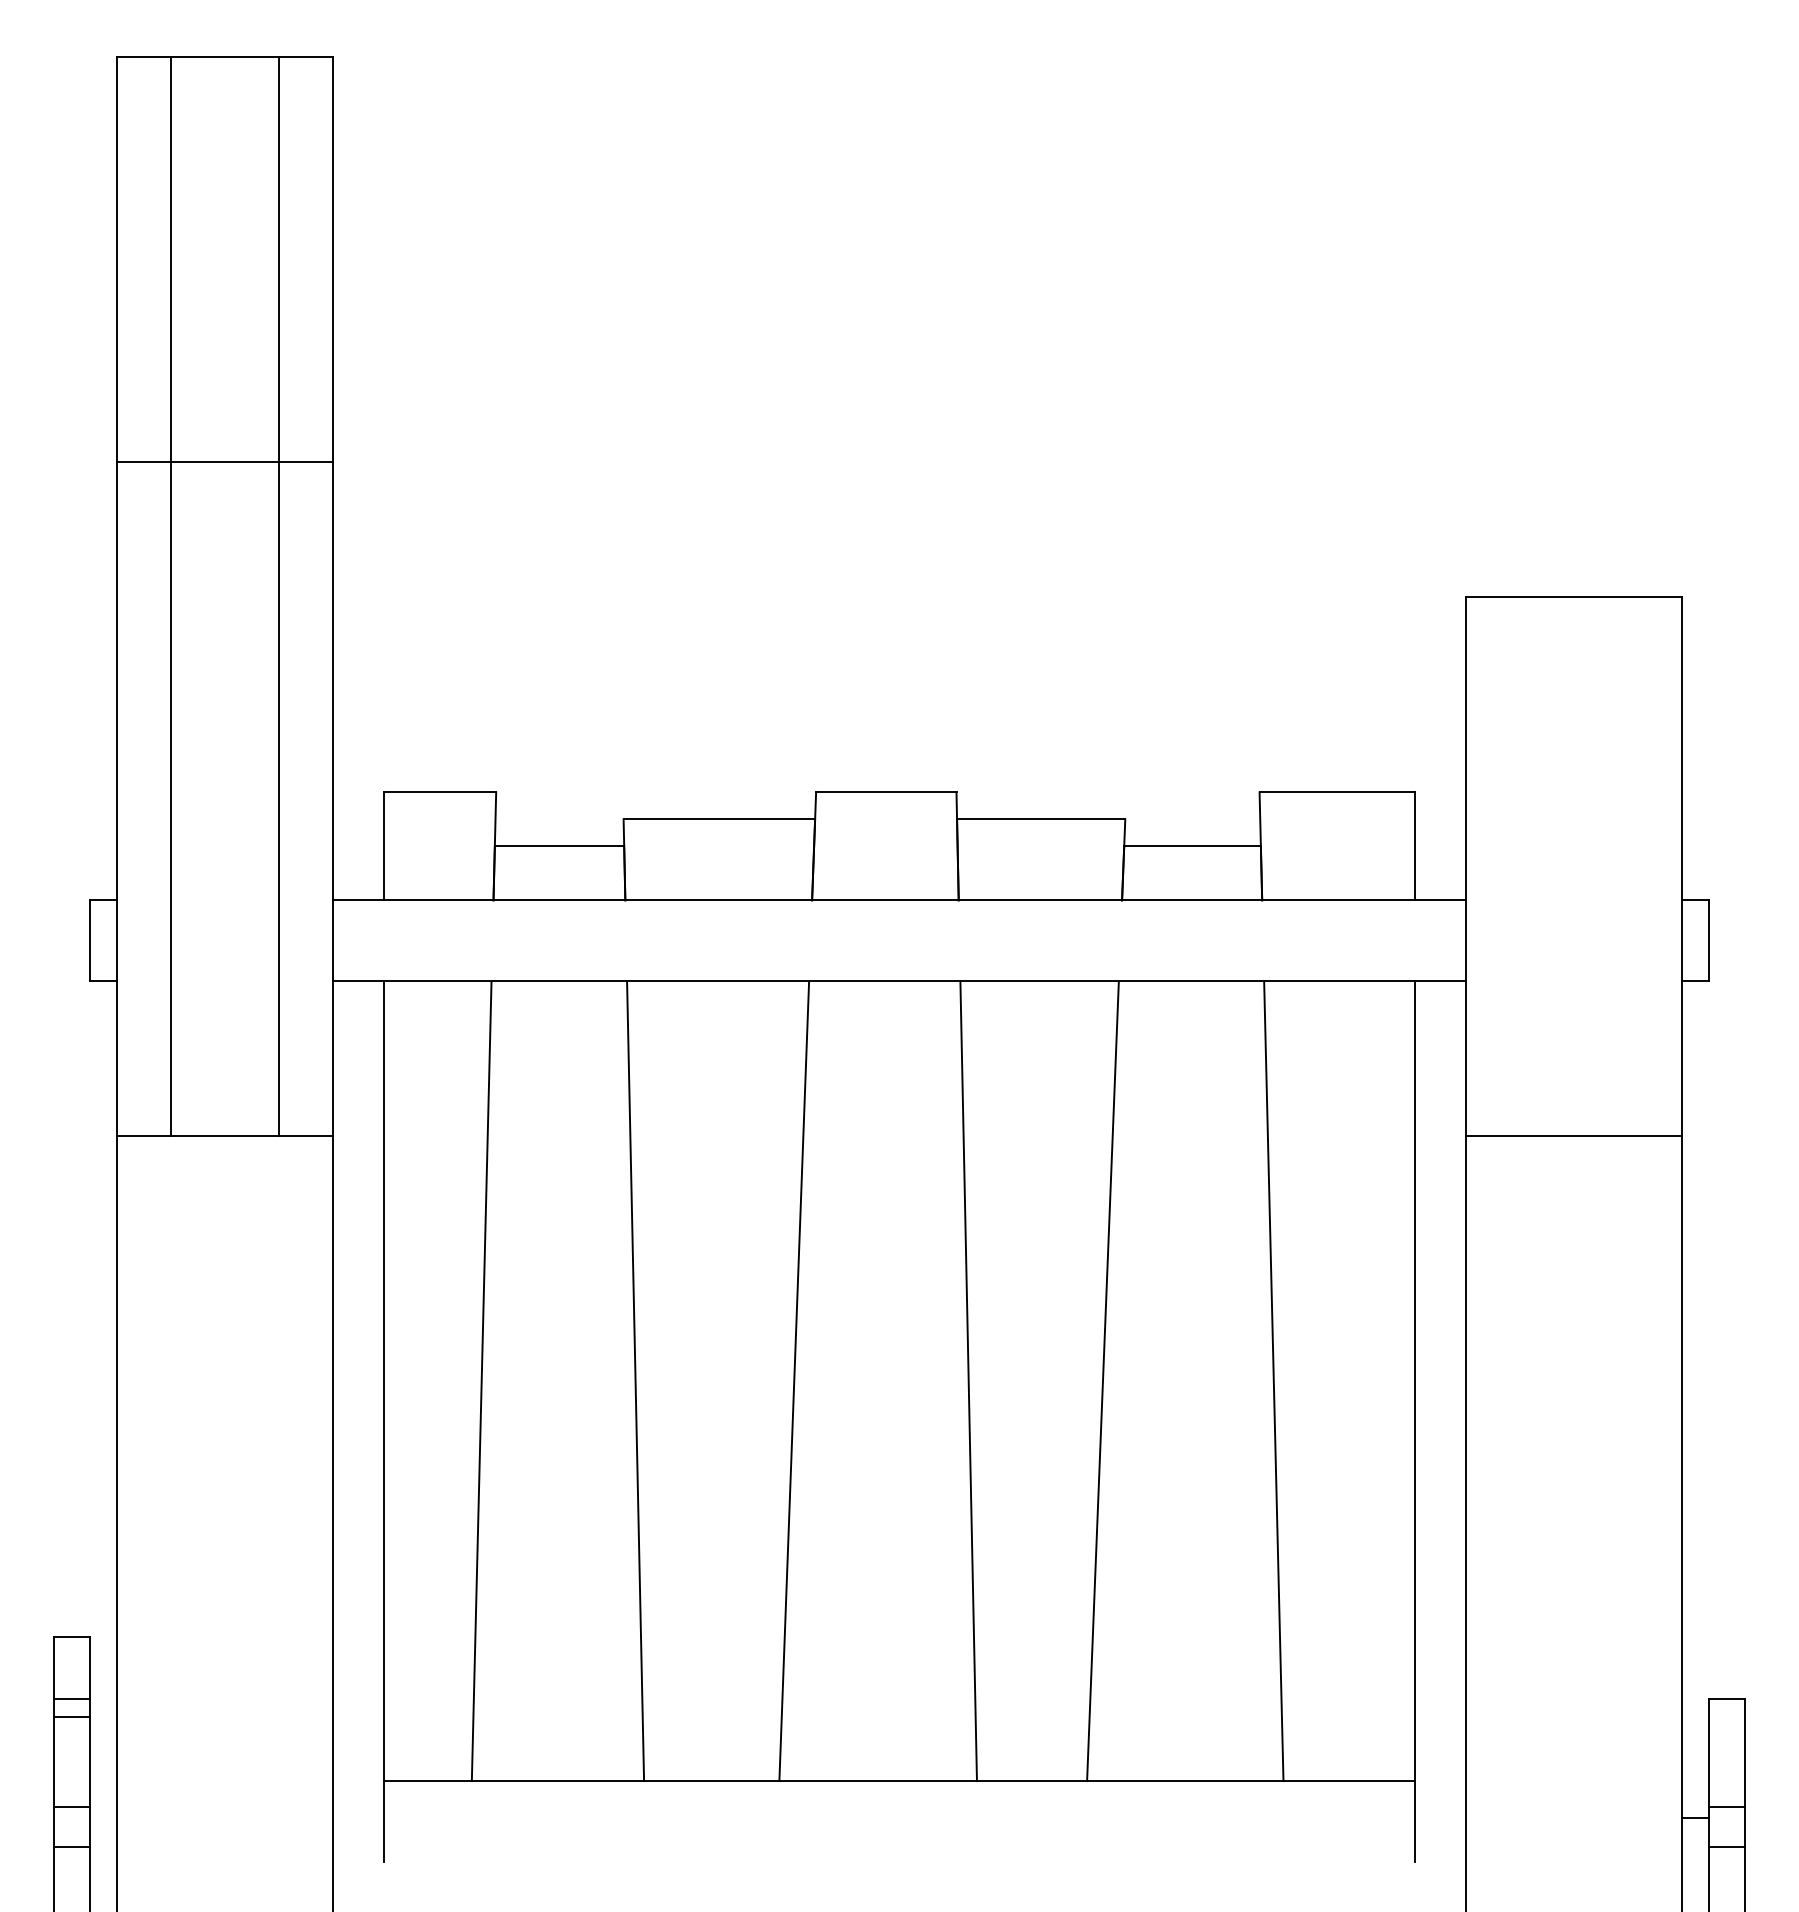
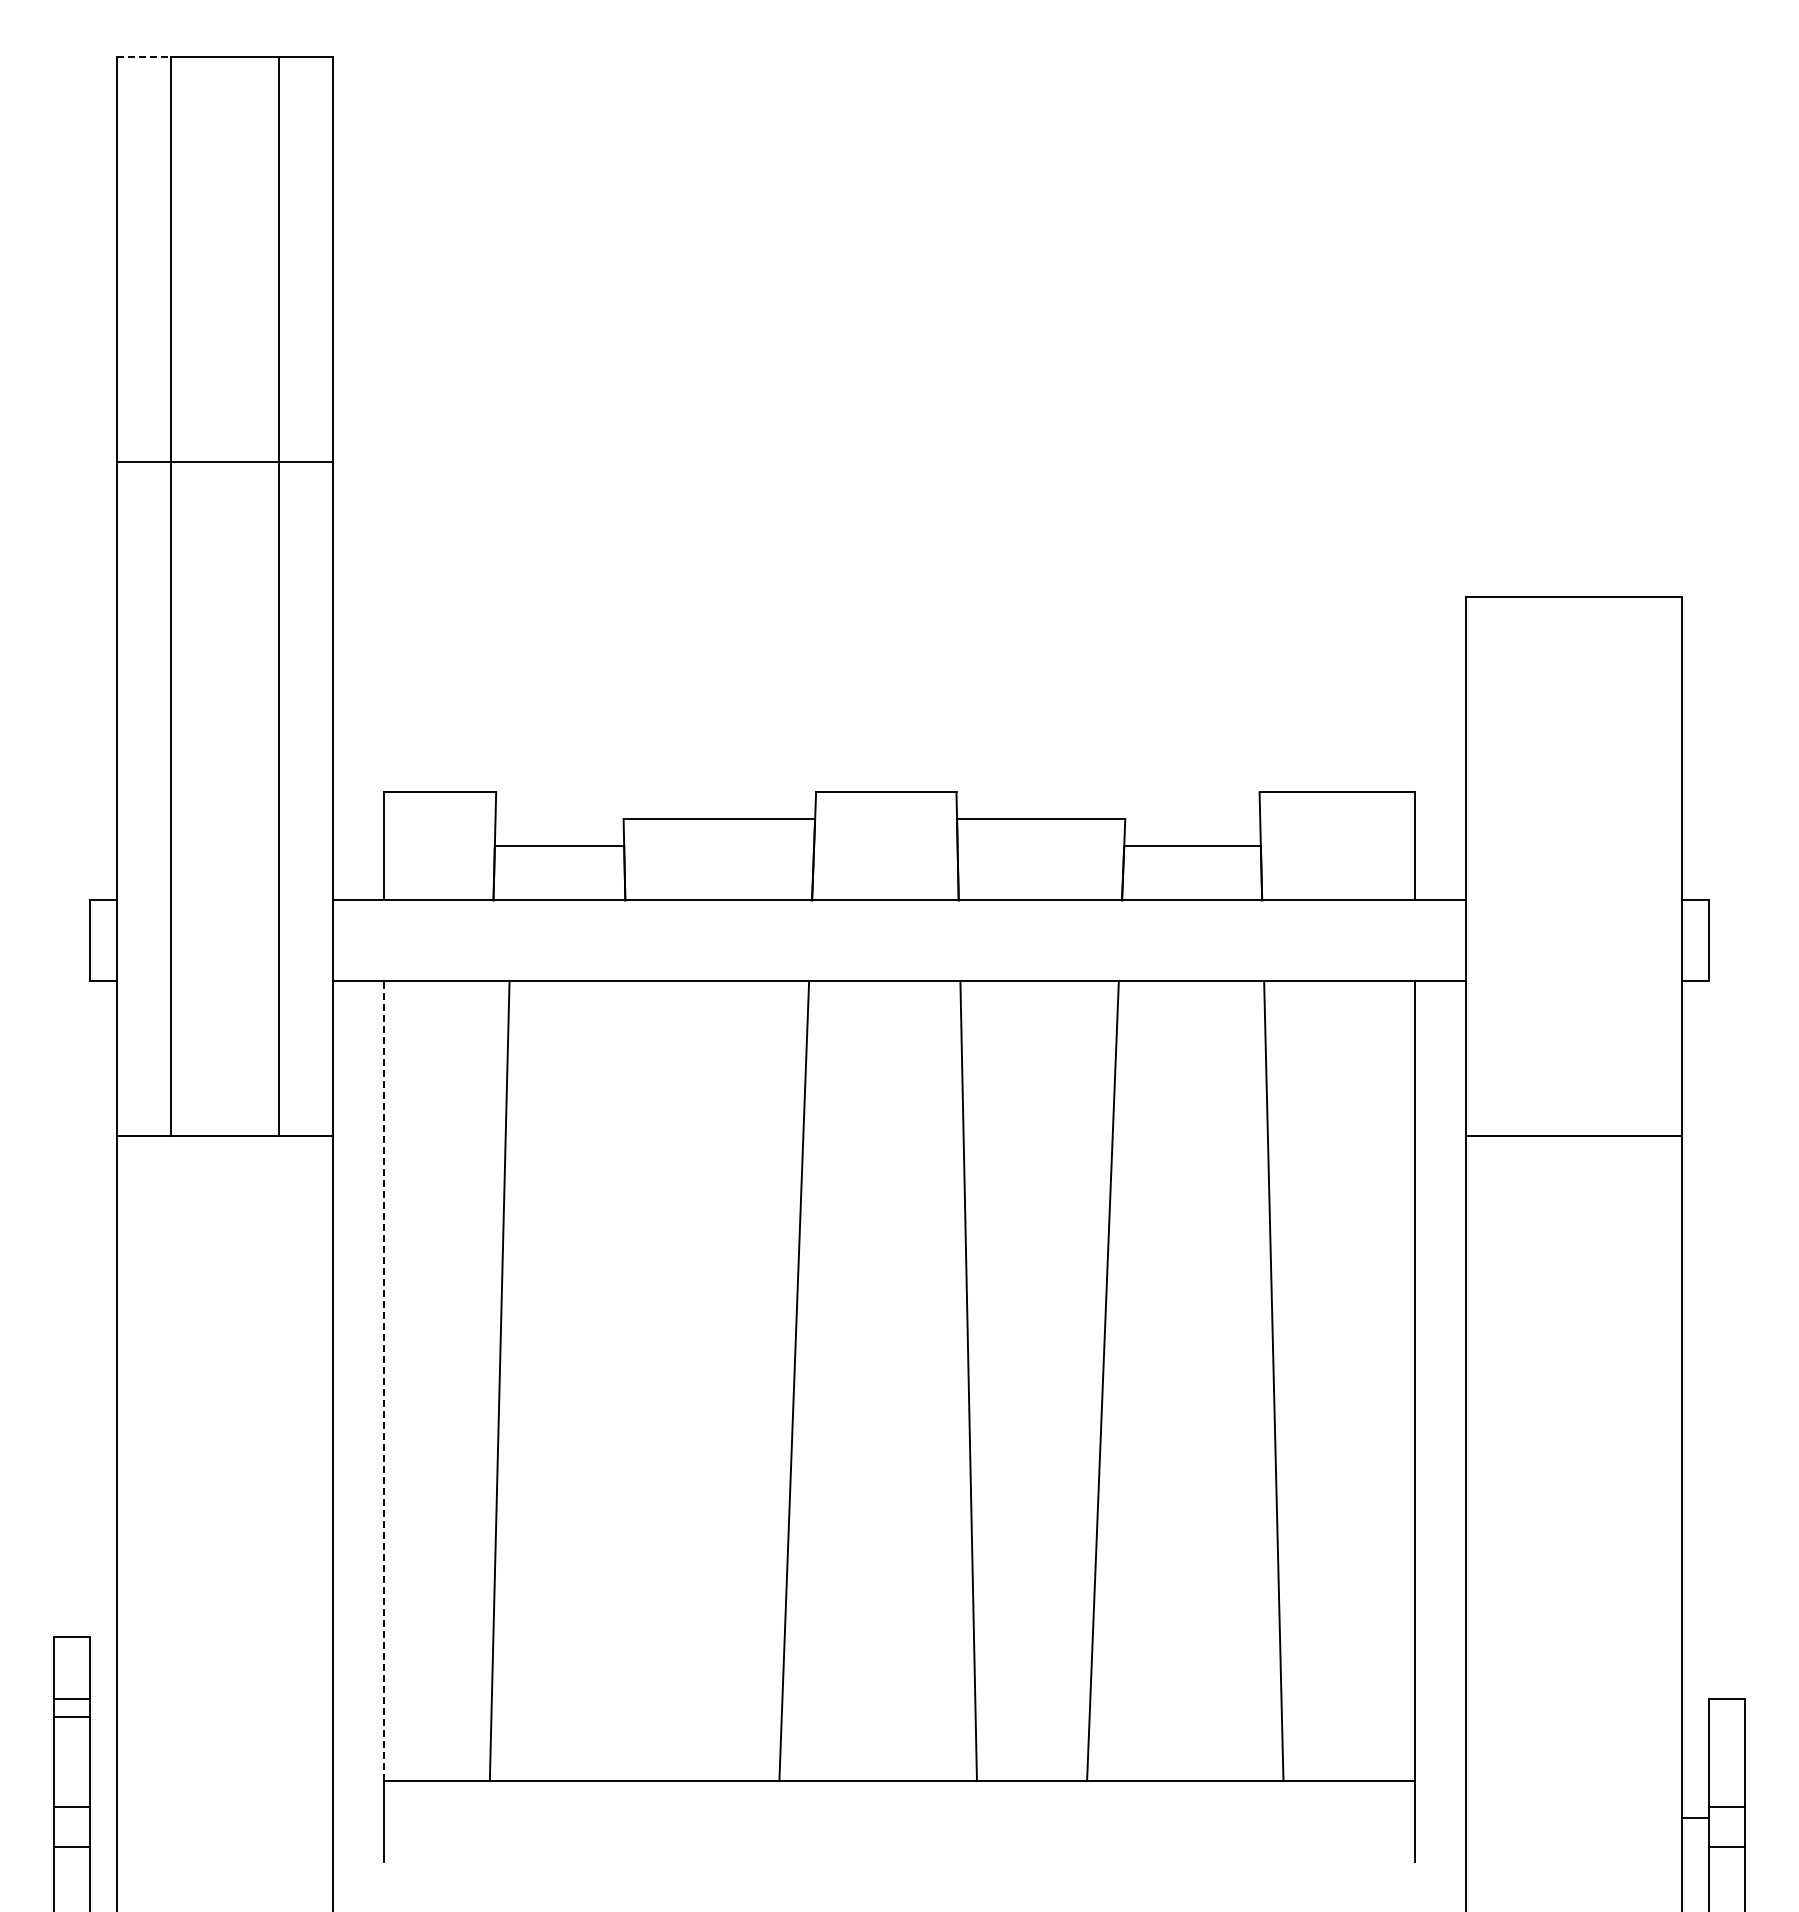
line: solid -> dashed (144, 57)
line: solid -> dashed (383, 1381)
line position: (481, 1381) -> (499, 1381) (499, 1381)
line: present -> none (635, 1381)
